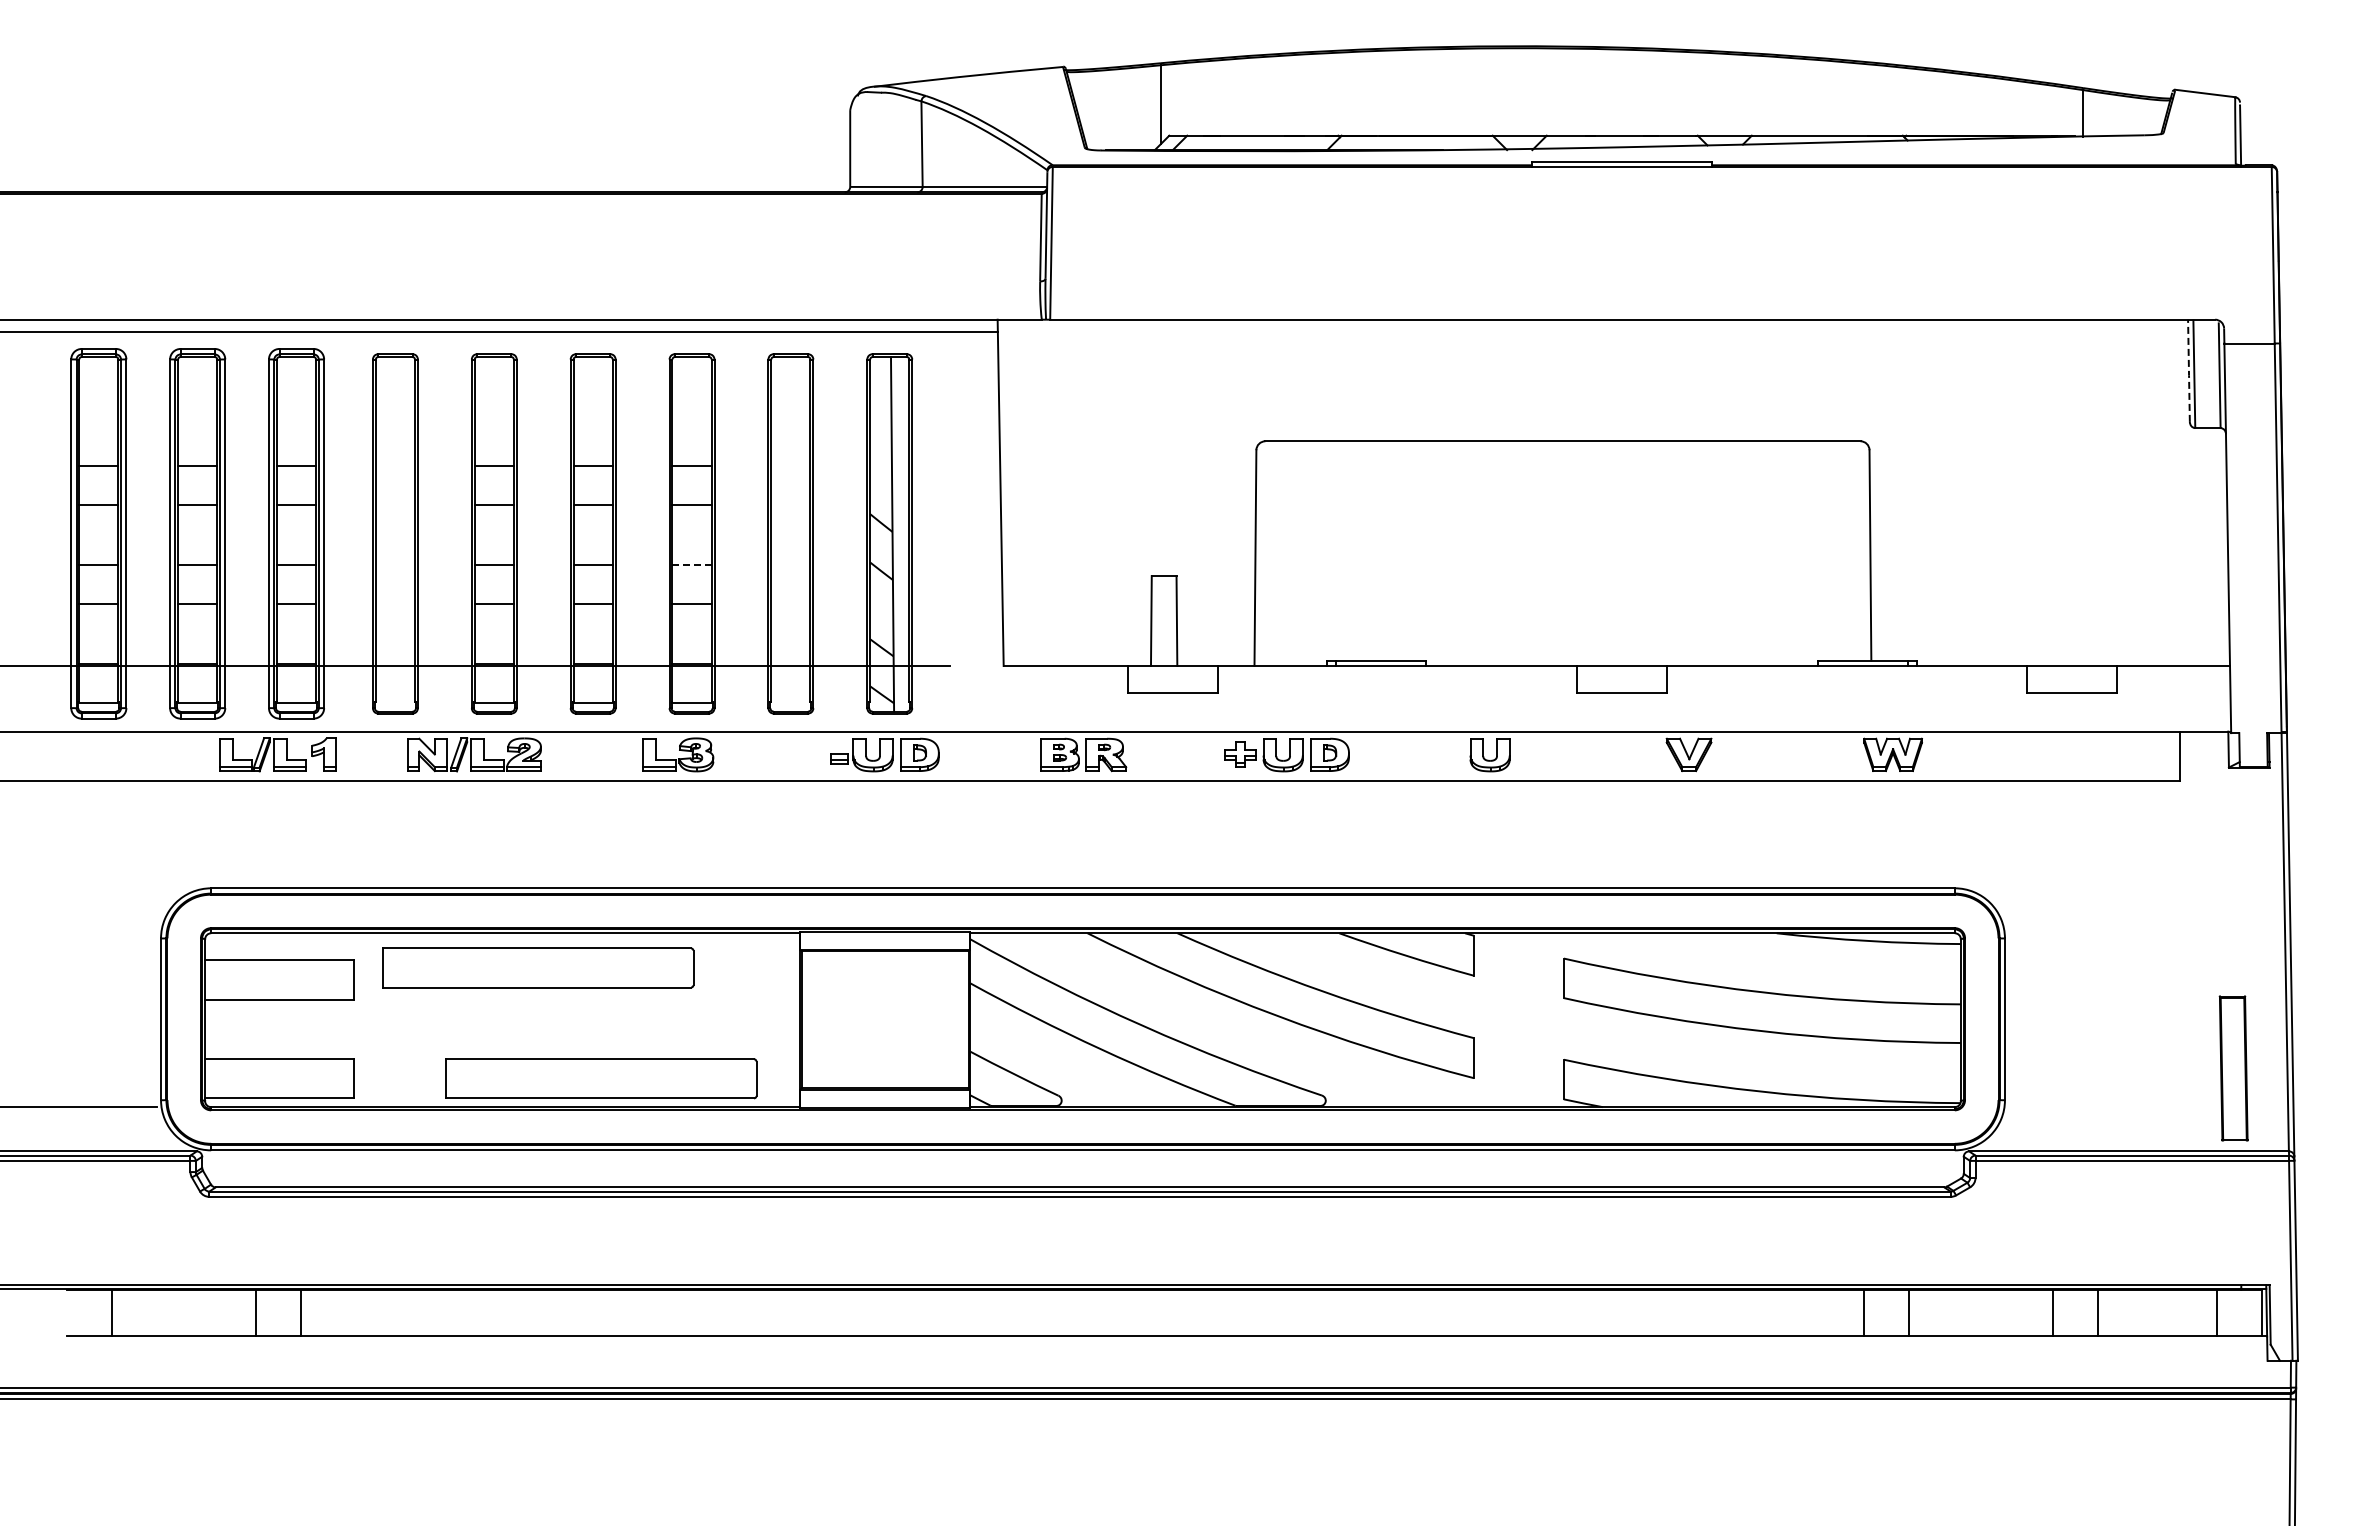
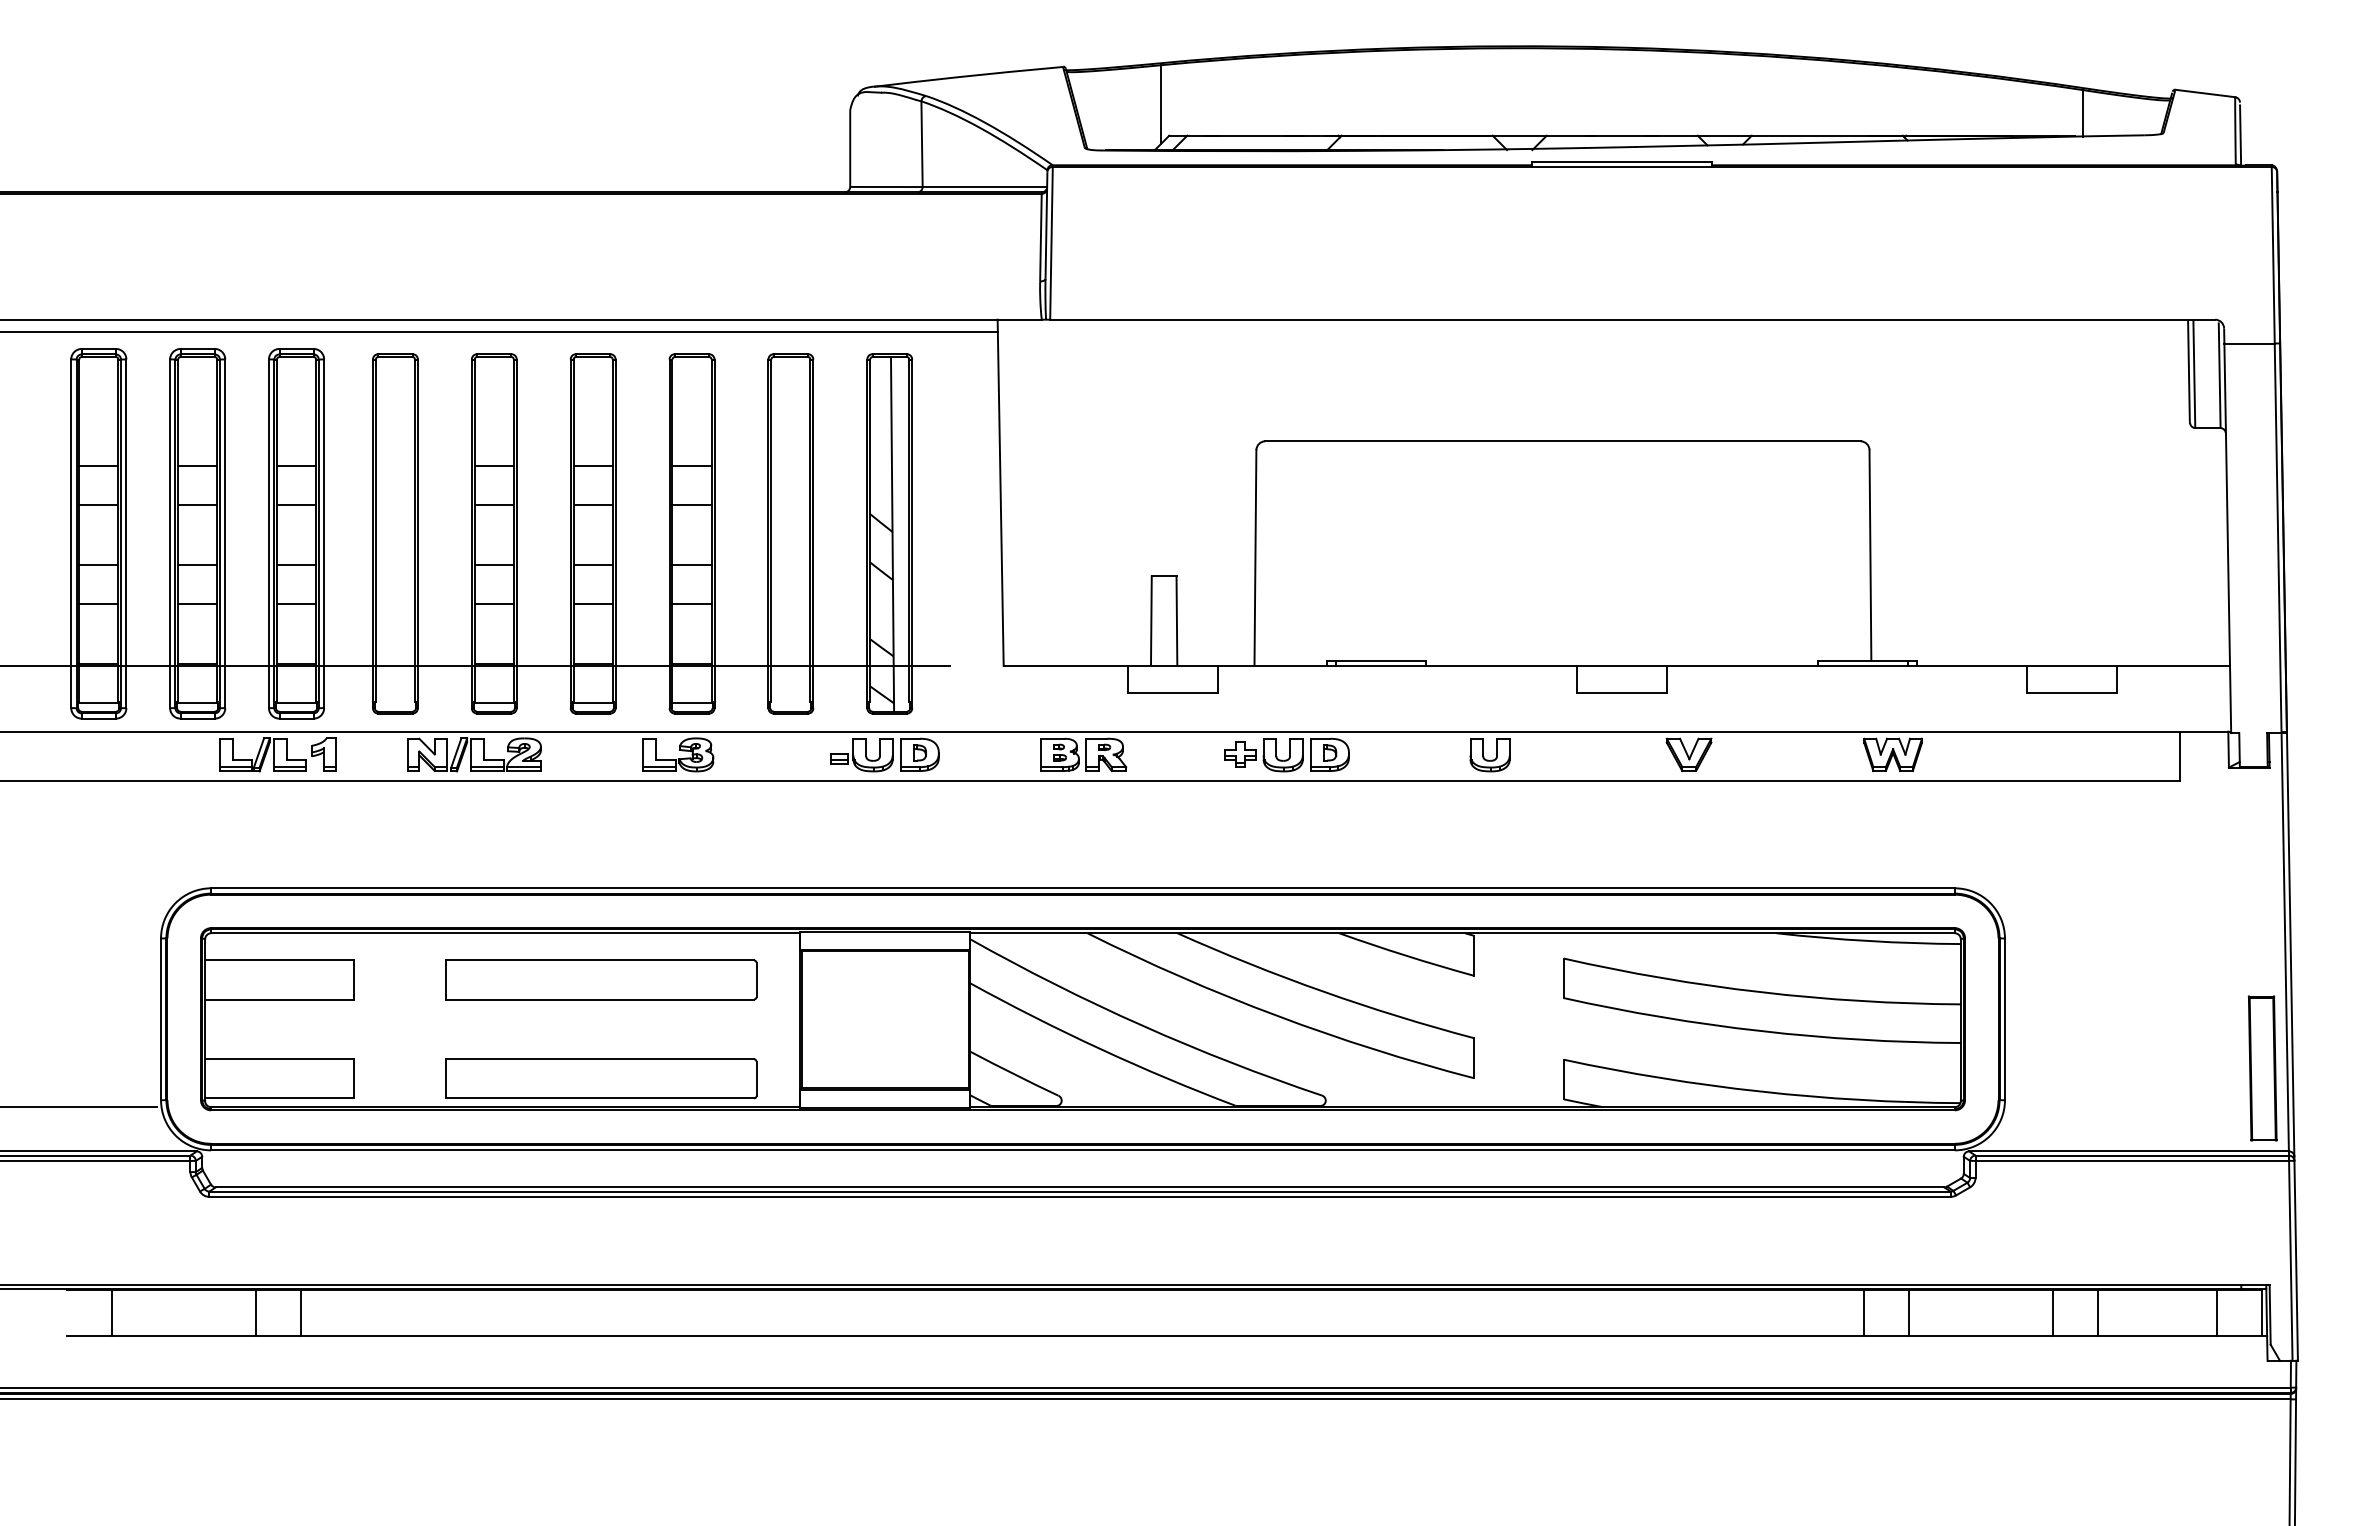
line: dashed -> solid (2188, 370)
line: dashed -> solid (692, 565)
part position: (538, 967) -> (601, 979) (601, 979)
part position: (2233, 1068) -> (2262, 1068) (2262, 1068)
